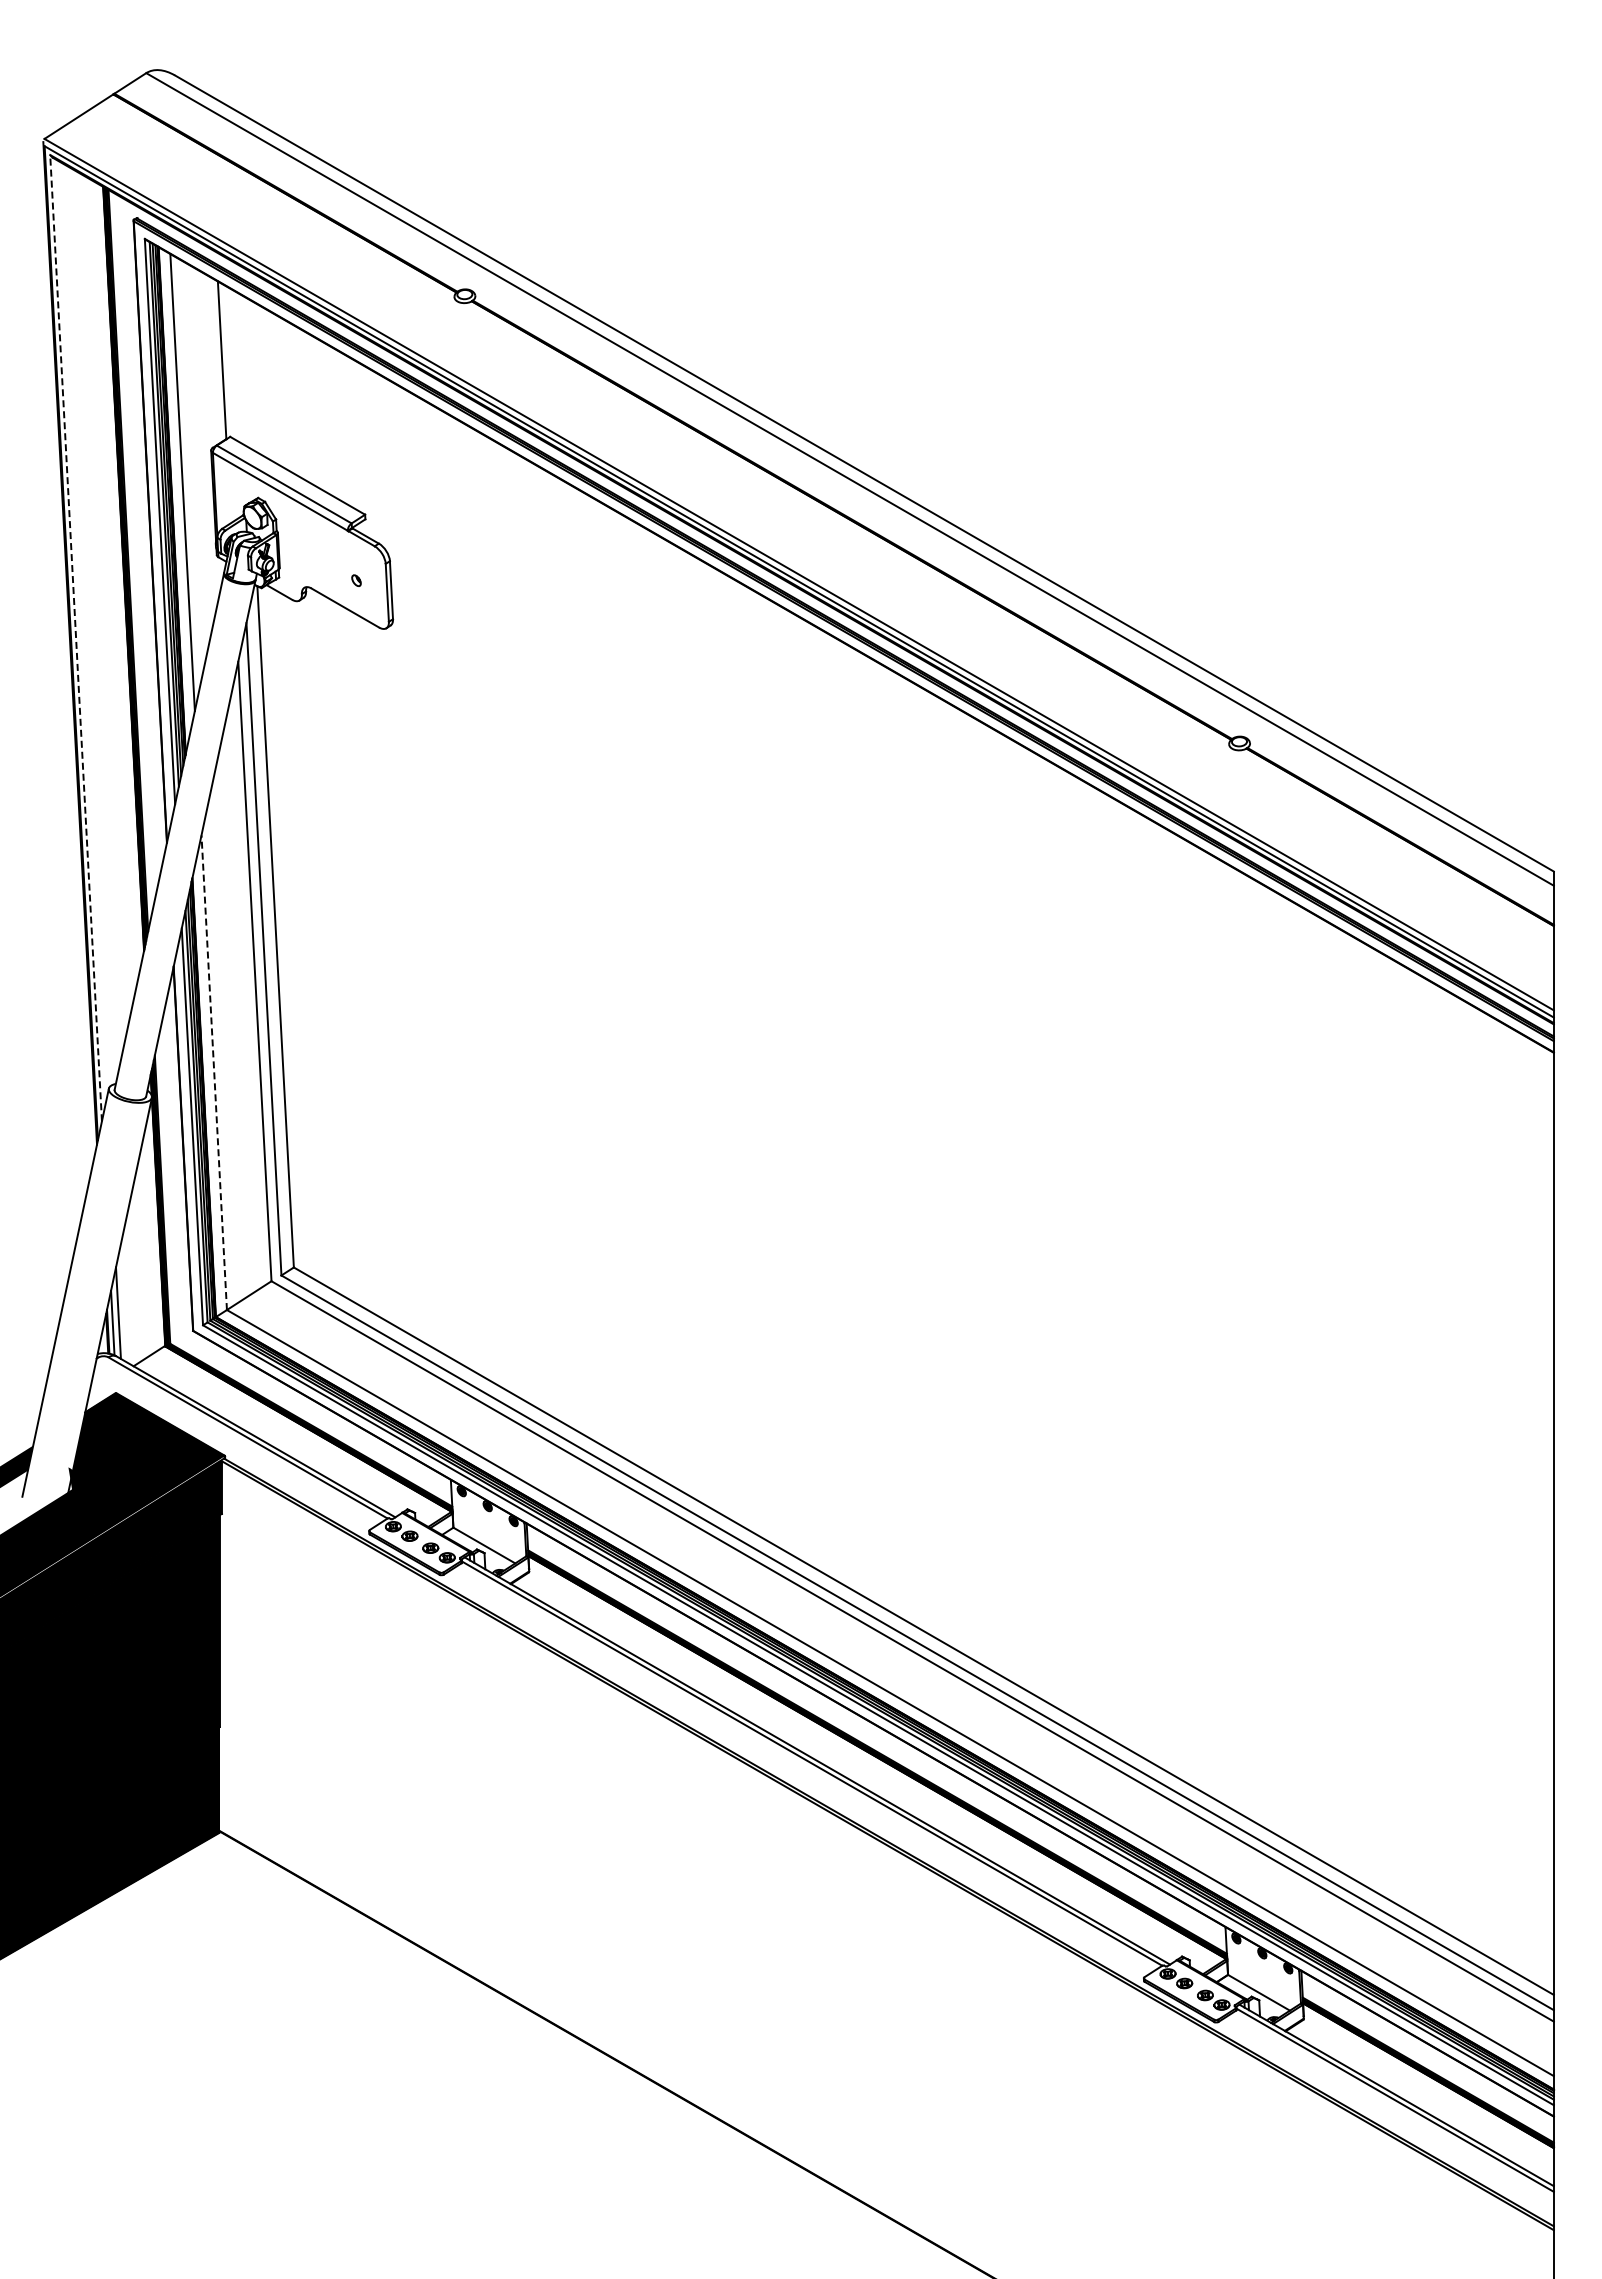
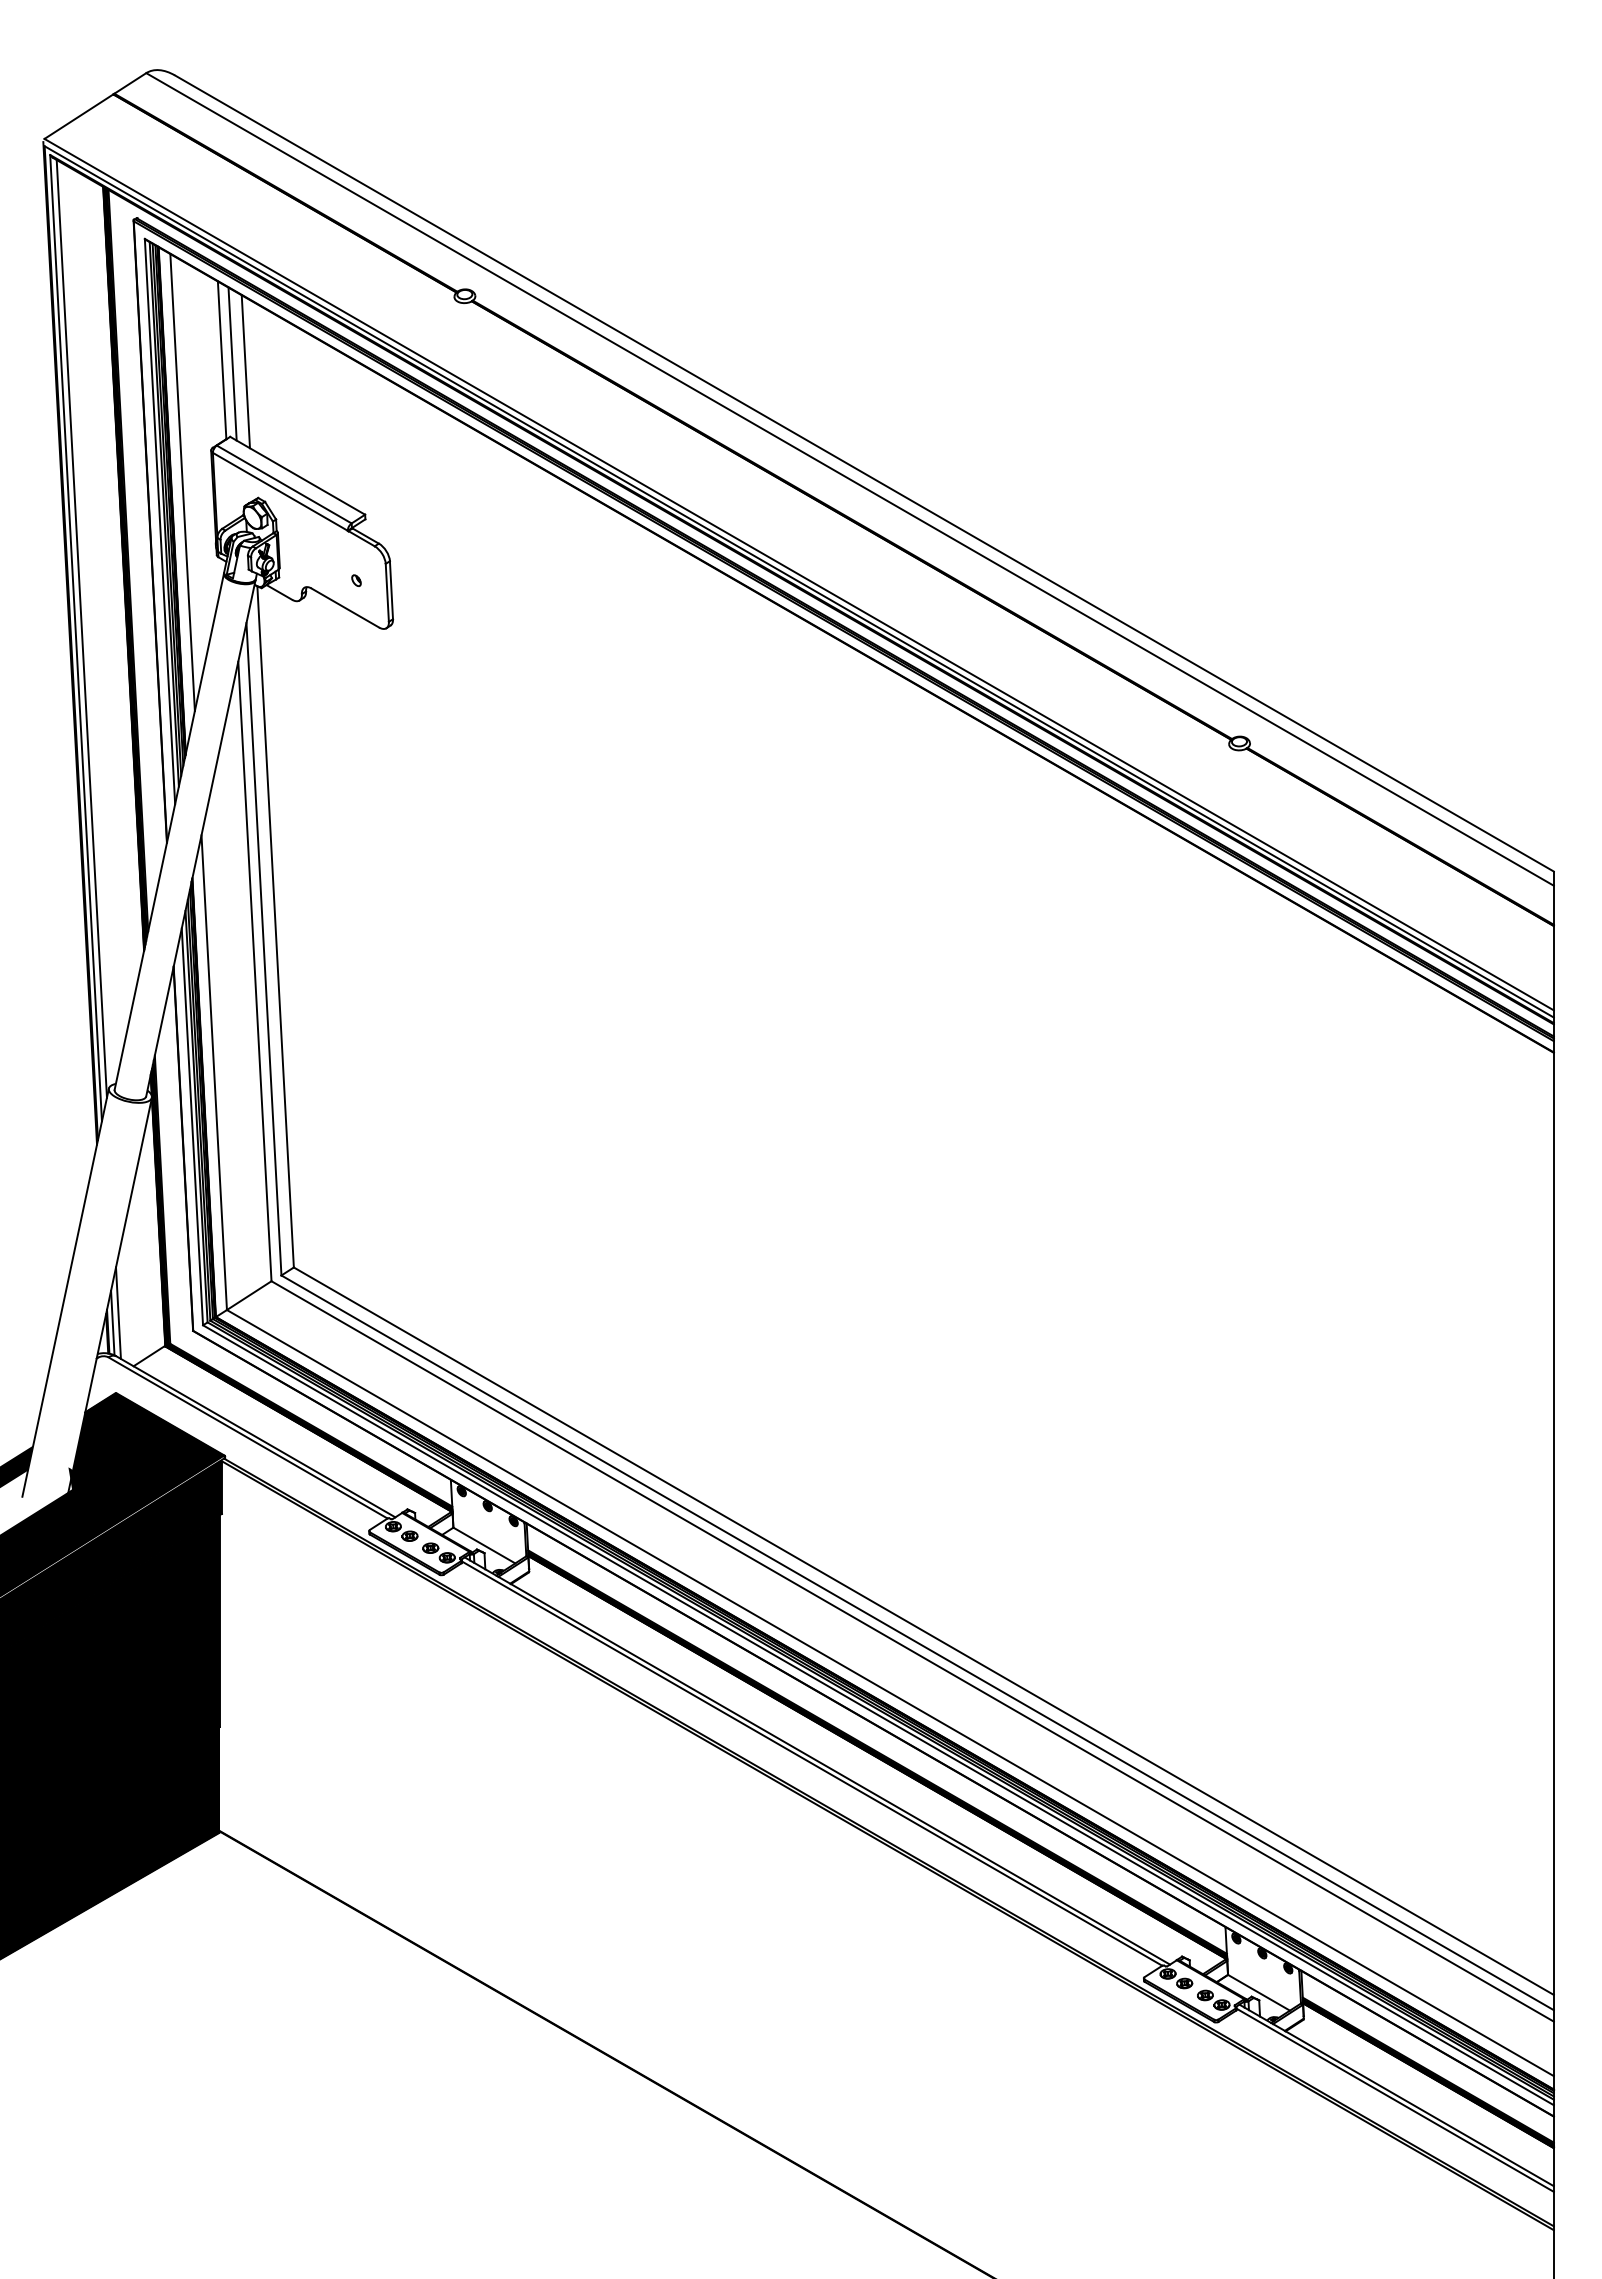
line: none -> present (232, 363)
line: none -> present (245, 371)
line: none -> present (81, 628)
line: dashed -> solid (76, 638)
line: dashed -> solid (214, 1072)
